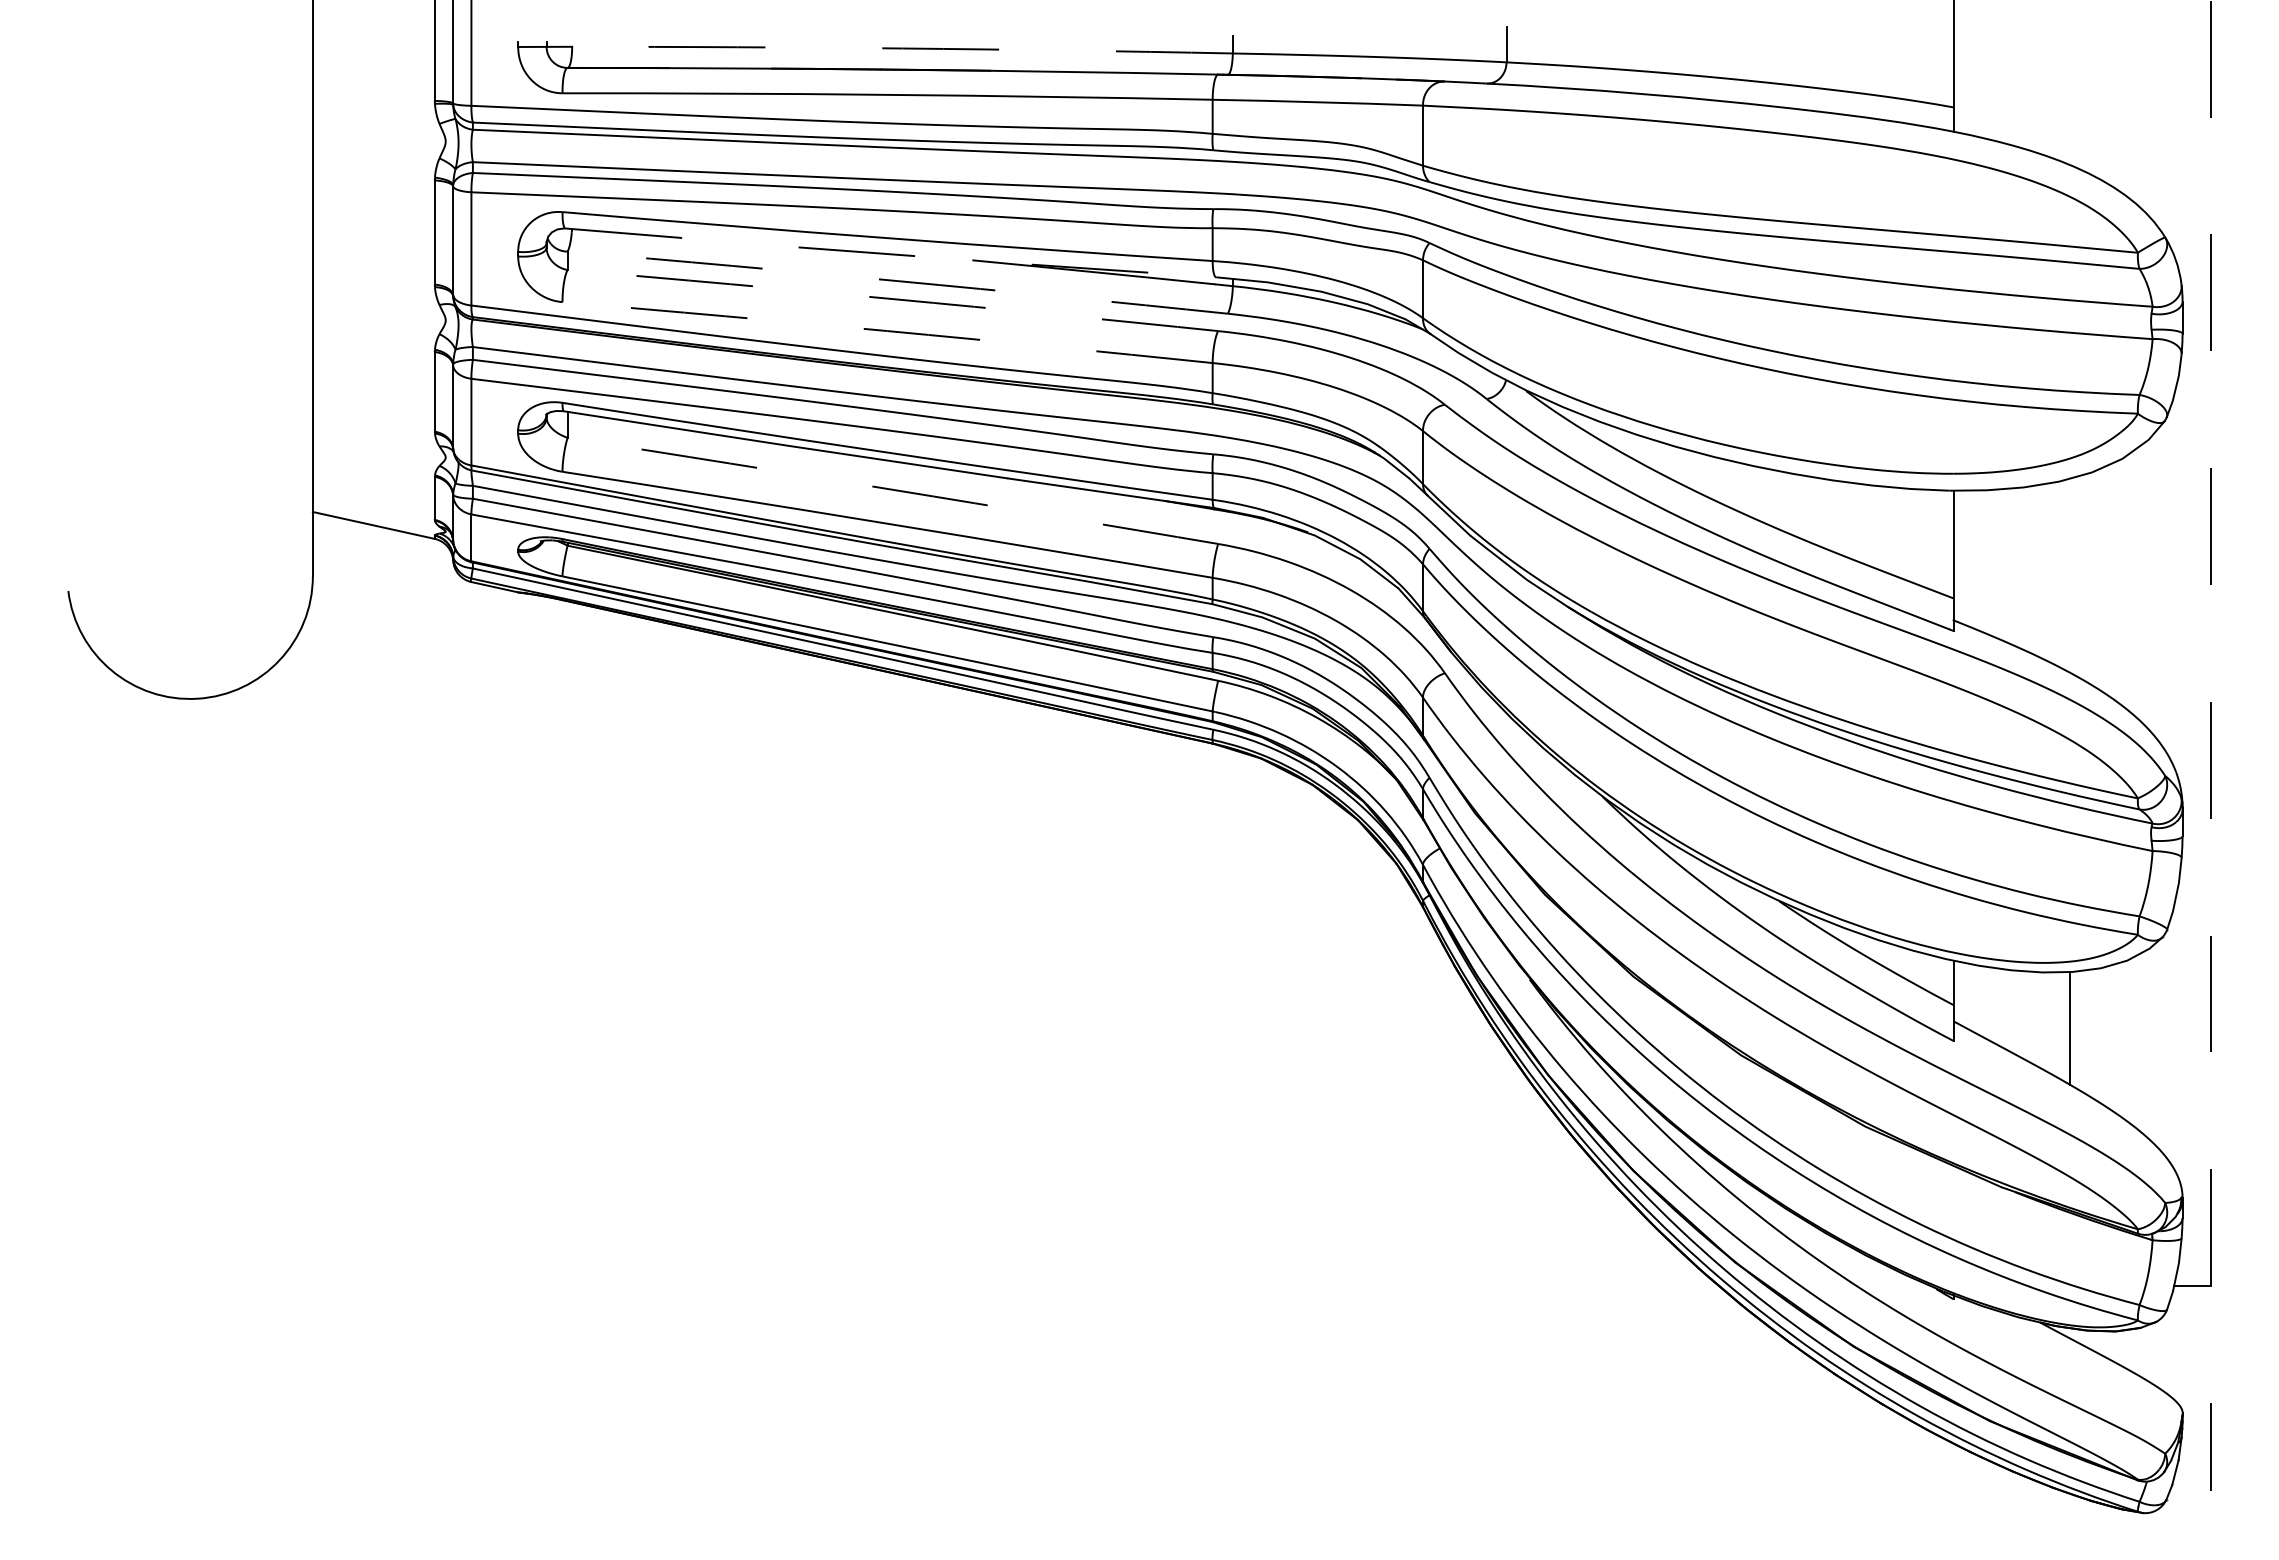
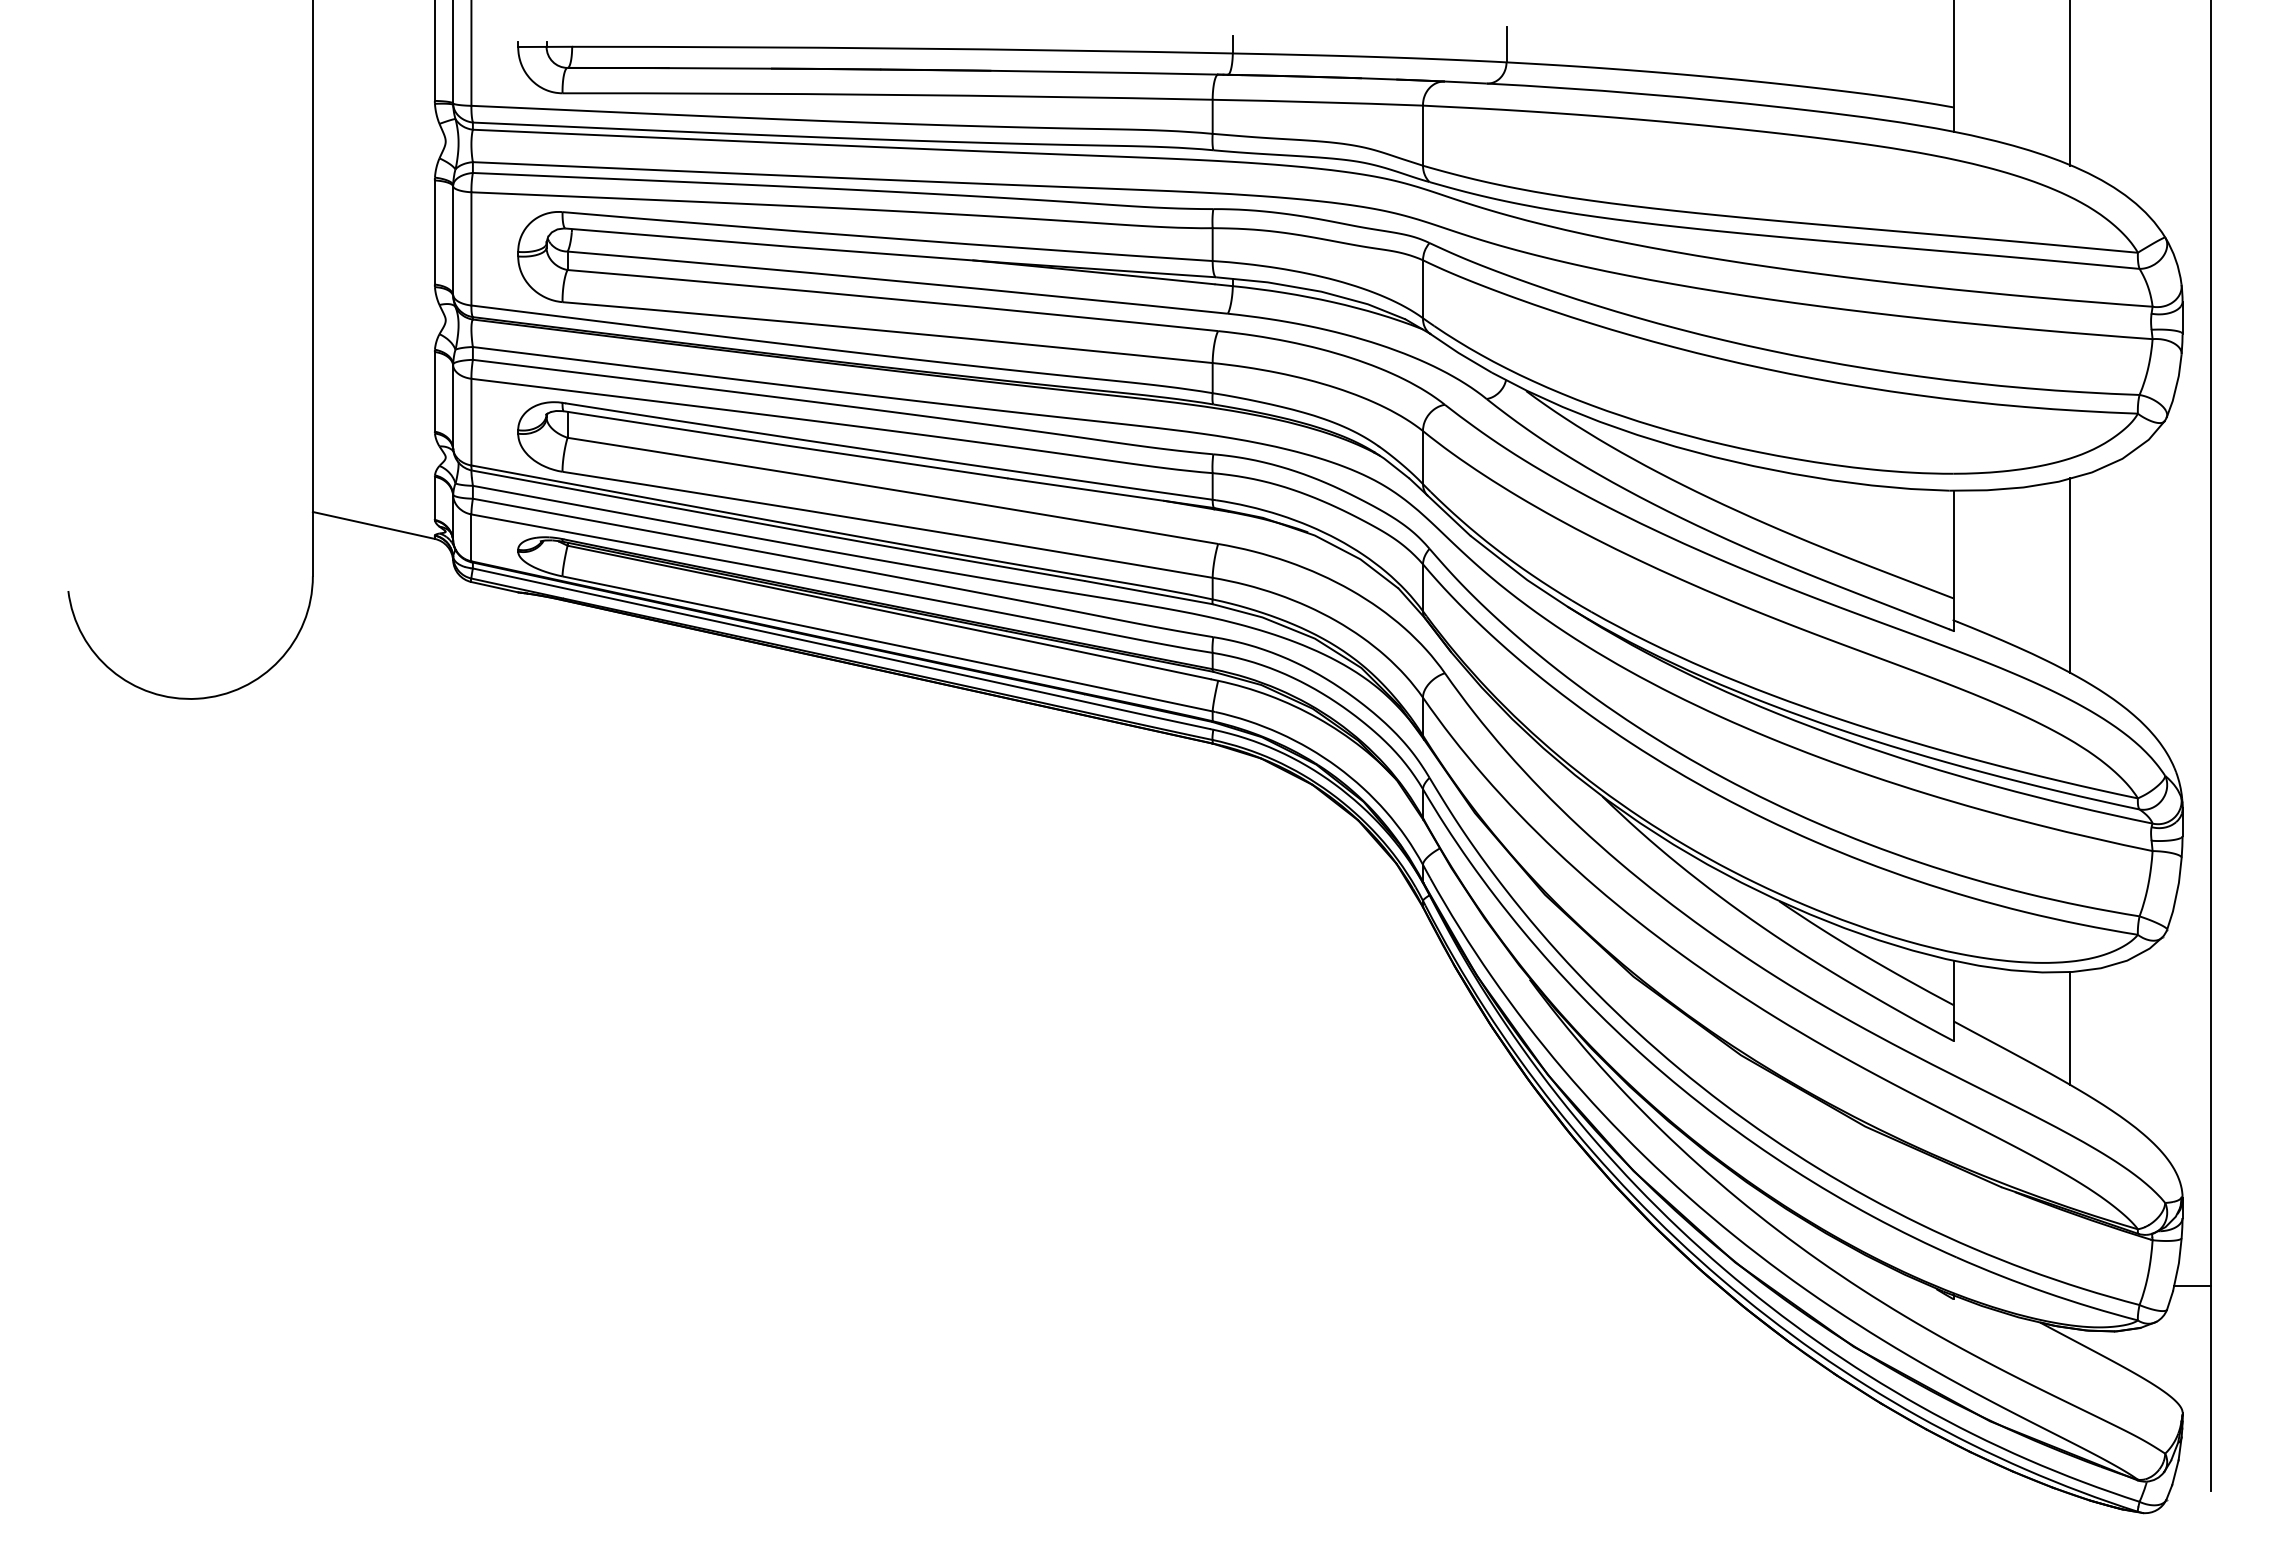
arc: dashed -> solid (902, 48)
line: none -> present (2070, 83)
line: dashed -> solid (890, 254)
arc: dashed -> solid (897, 281)
arc: dashed -> solid (893, 299)
arc: dashed -> solid (887, 331)
arc: dashed -> solid (893, 489)
line: none -> present (2070, 575)
line: dashed -> solid (2210, 745)
